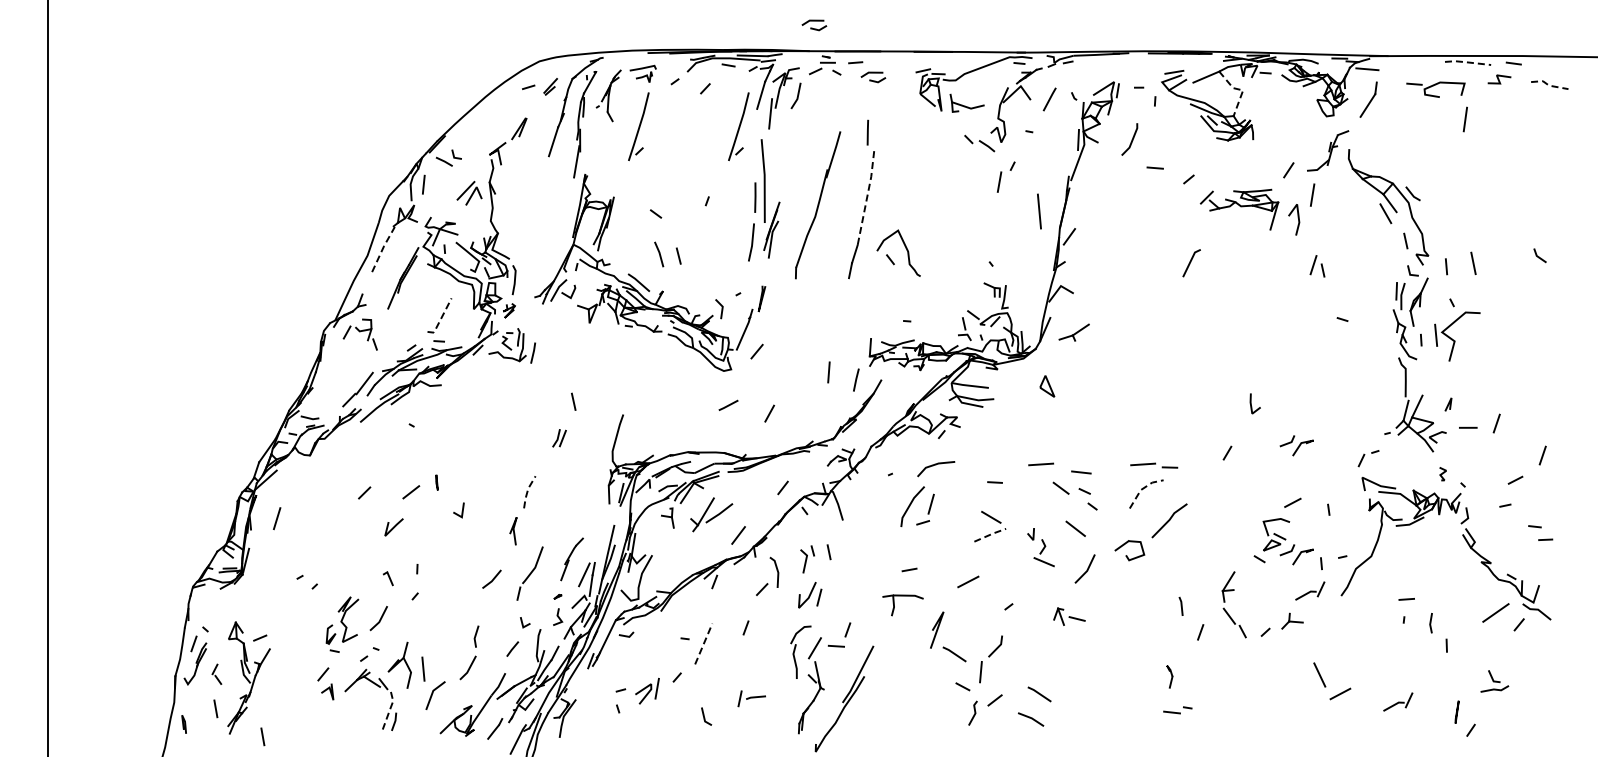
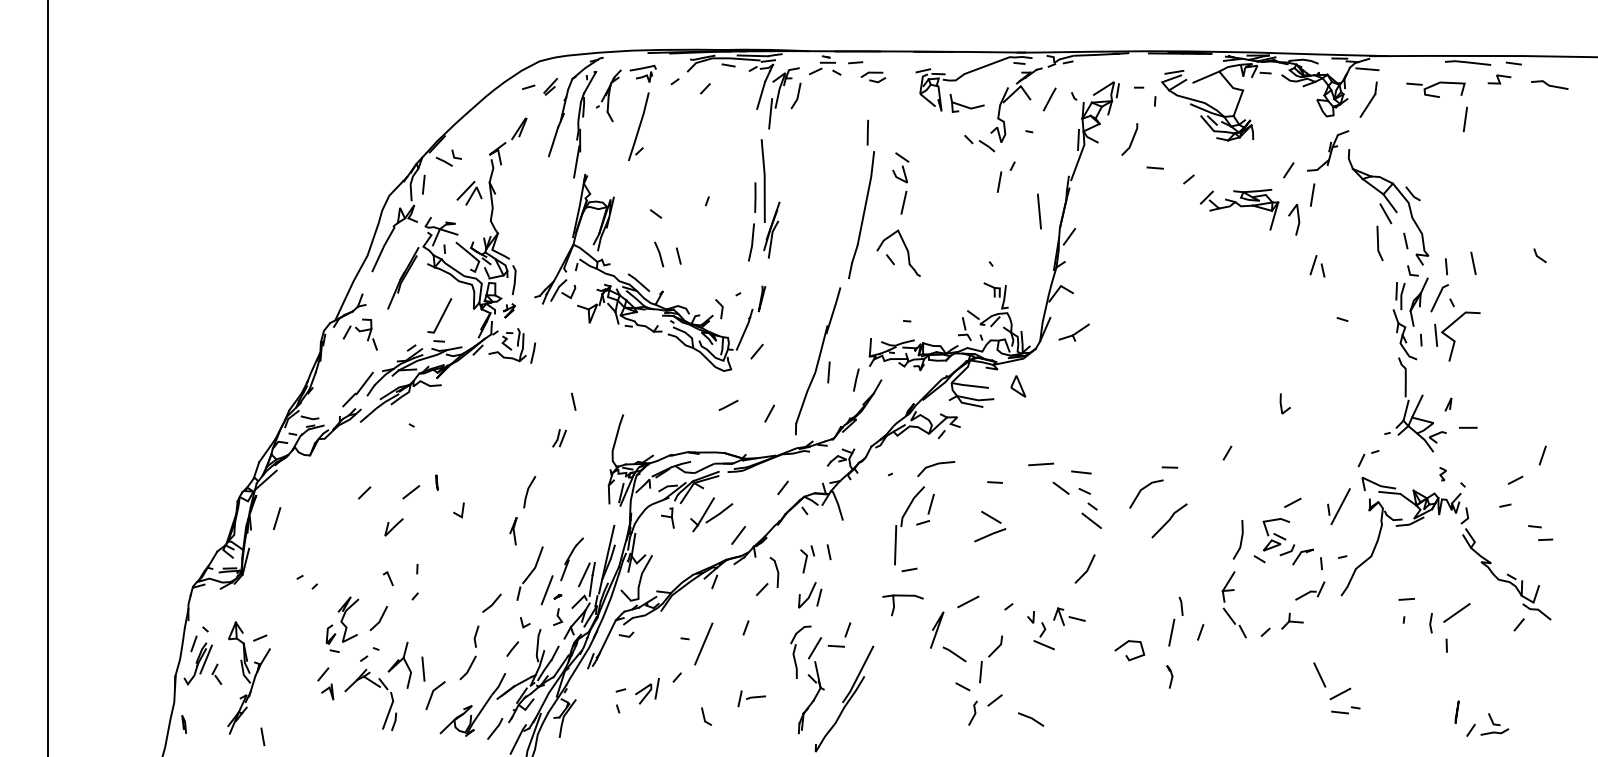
part: present -> none (814, 25)
line: dashed -> solid (1467, 62)
line: dashed -> solid (1549, 85)
line: dashed -> solid (1241, 90)
part: present -> none (738, 126)
part: none -> present (900, 183)
line: dashed -> solid (866, 198)
part position: (818, 205) -> (818, 361) (818, 361)
line: none -> present (1378, 243)
line: dashed -> solid (382, 248)
line position: (1191, 262) -> (1439, 297) (1439, 297)
line: dashed -> solid (441, 318)
part position: (1047, 386) -> (1018, 386) (1018, 386)
line position: (1251, 403) -> (1281, 403) (1281, 403)
line: present -> none (1496, 423)
part: present -> none (1296, 445)
line: present -> none (1142, 464)
line: dashed -> solid (1142, 489)
line: dashed -> solid (527, 491)
line: none -> present (1340, 506)
line position: (1075, 528) -> (1091, 520) (1091, 520)
line: dashed -> solid (991, 534)
line: none -> present (1240, 539)
line: none -> present (895, 544)
part position: (1040, 547) -> (1040, 630) (1040, 630)
part position: (1129, 550) -> (1129, 650) (1129, 650)
line position: (492, 579) -> (492, 603) (492, 603)
line position: (968, 581) -> (968, 601) (968, 601)
line: none -> present (546, 590)
line position: (1495, 612) -> (1456, 612) (1456, 612)
line: none -> present (1171, 632)
line: dashed -> solid (703, 643)
line: none -> present (205, 659)
part position: (1494, 681) -> (1494, 724) (1494, 724)
line: present -> none (1039, 694)
part: present -> none (1398, 701)
line: present -> none (215, 708)
line: dashed -> solid (389, 709)
part position: (1177, 710) -> (1345, 710) (1345, 710)
